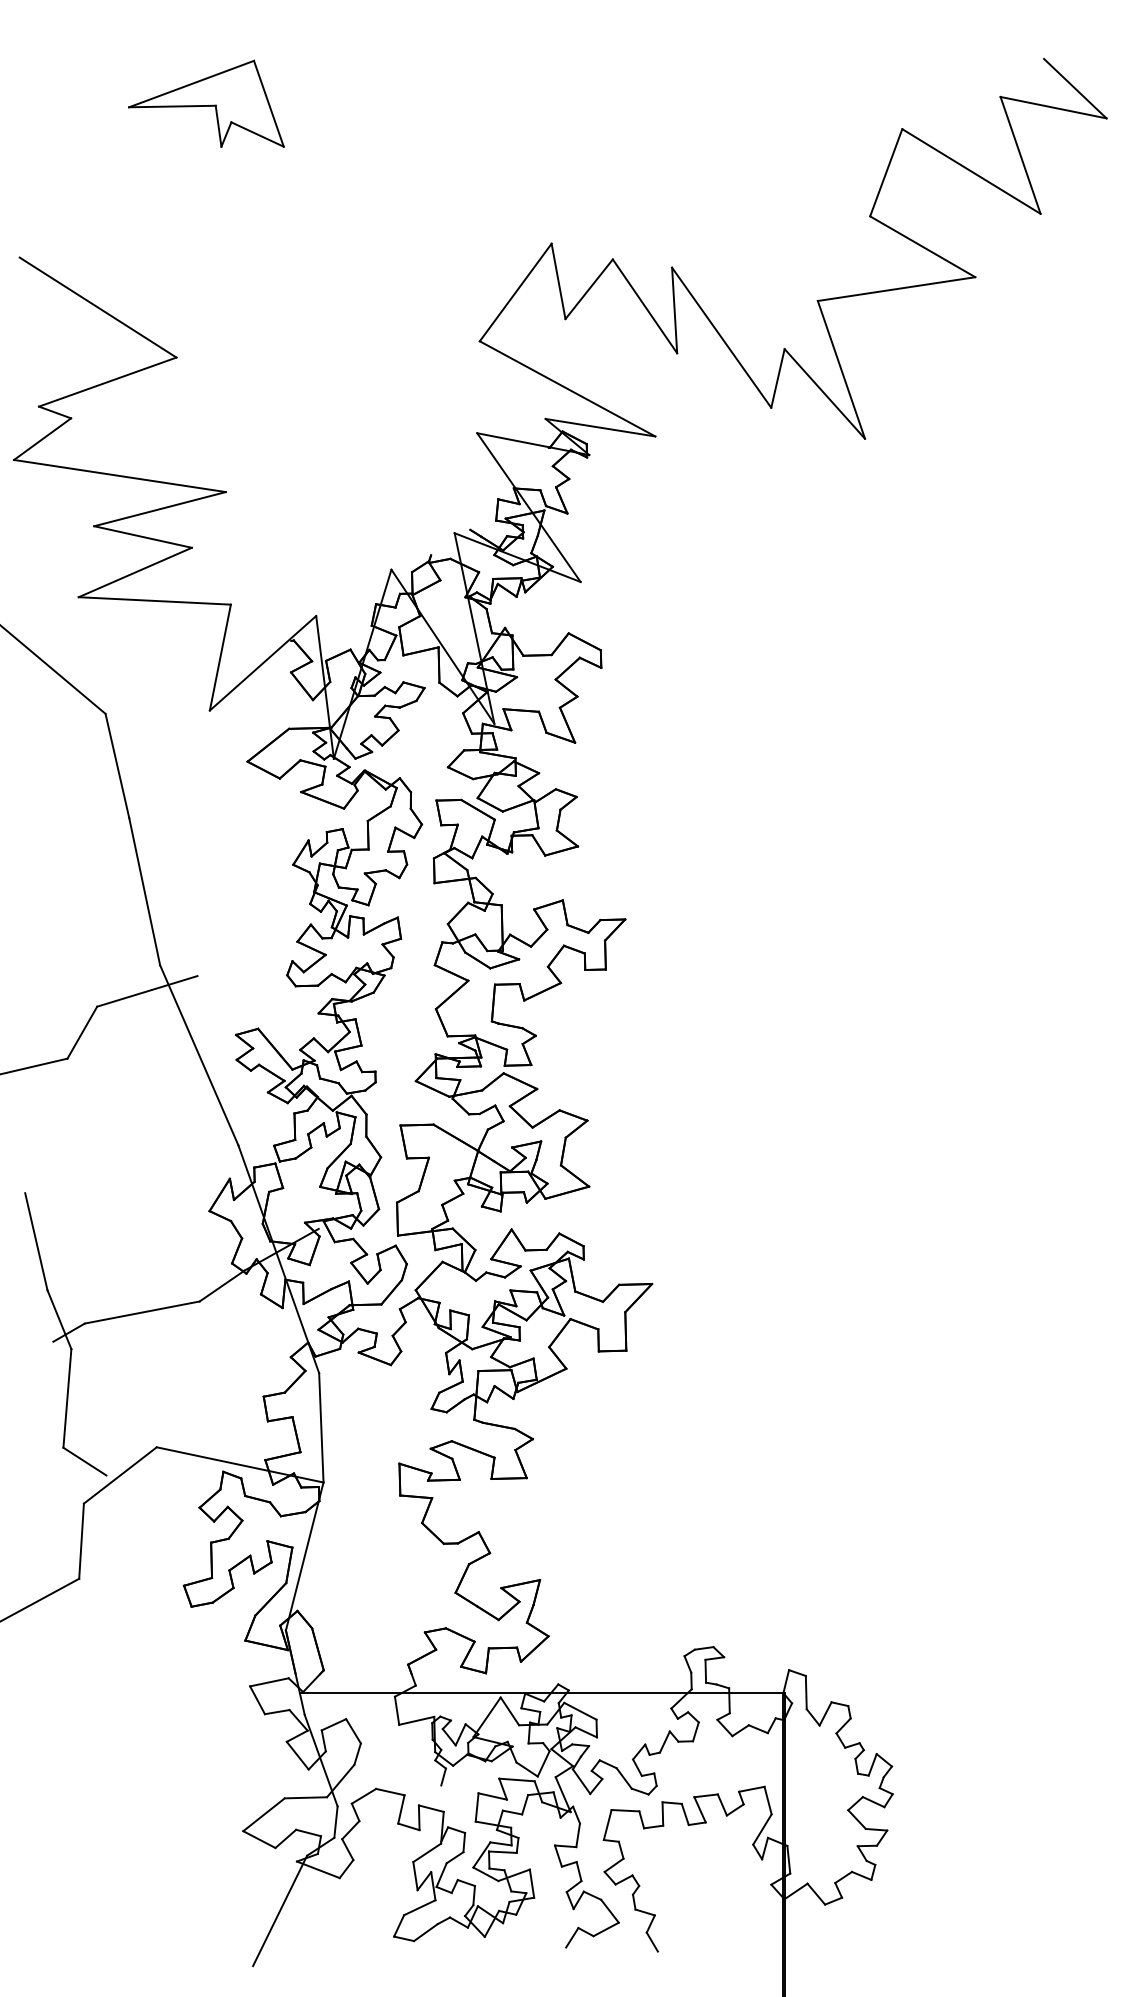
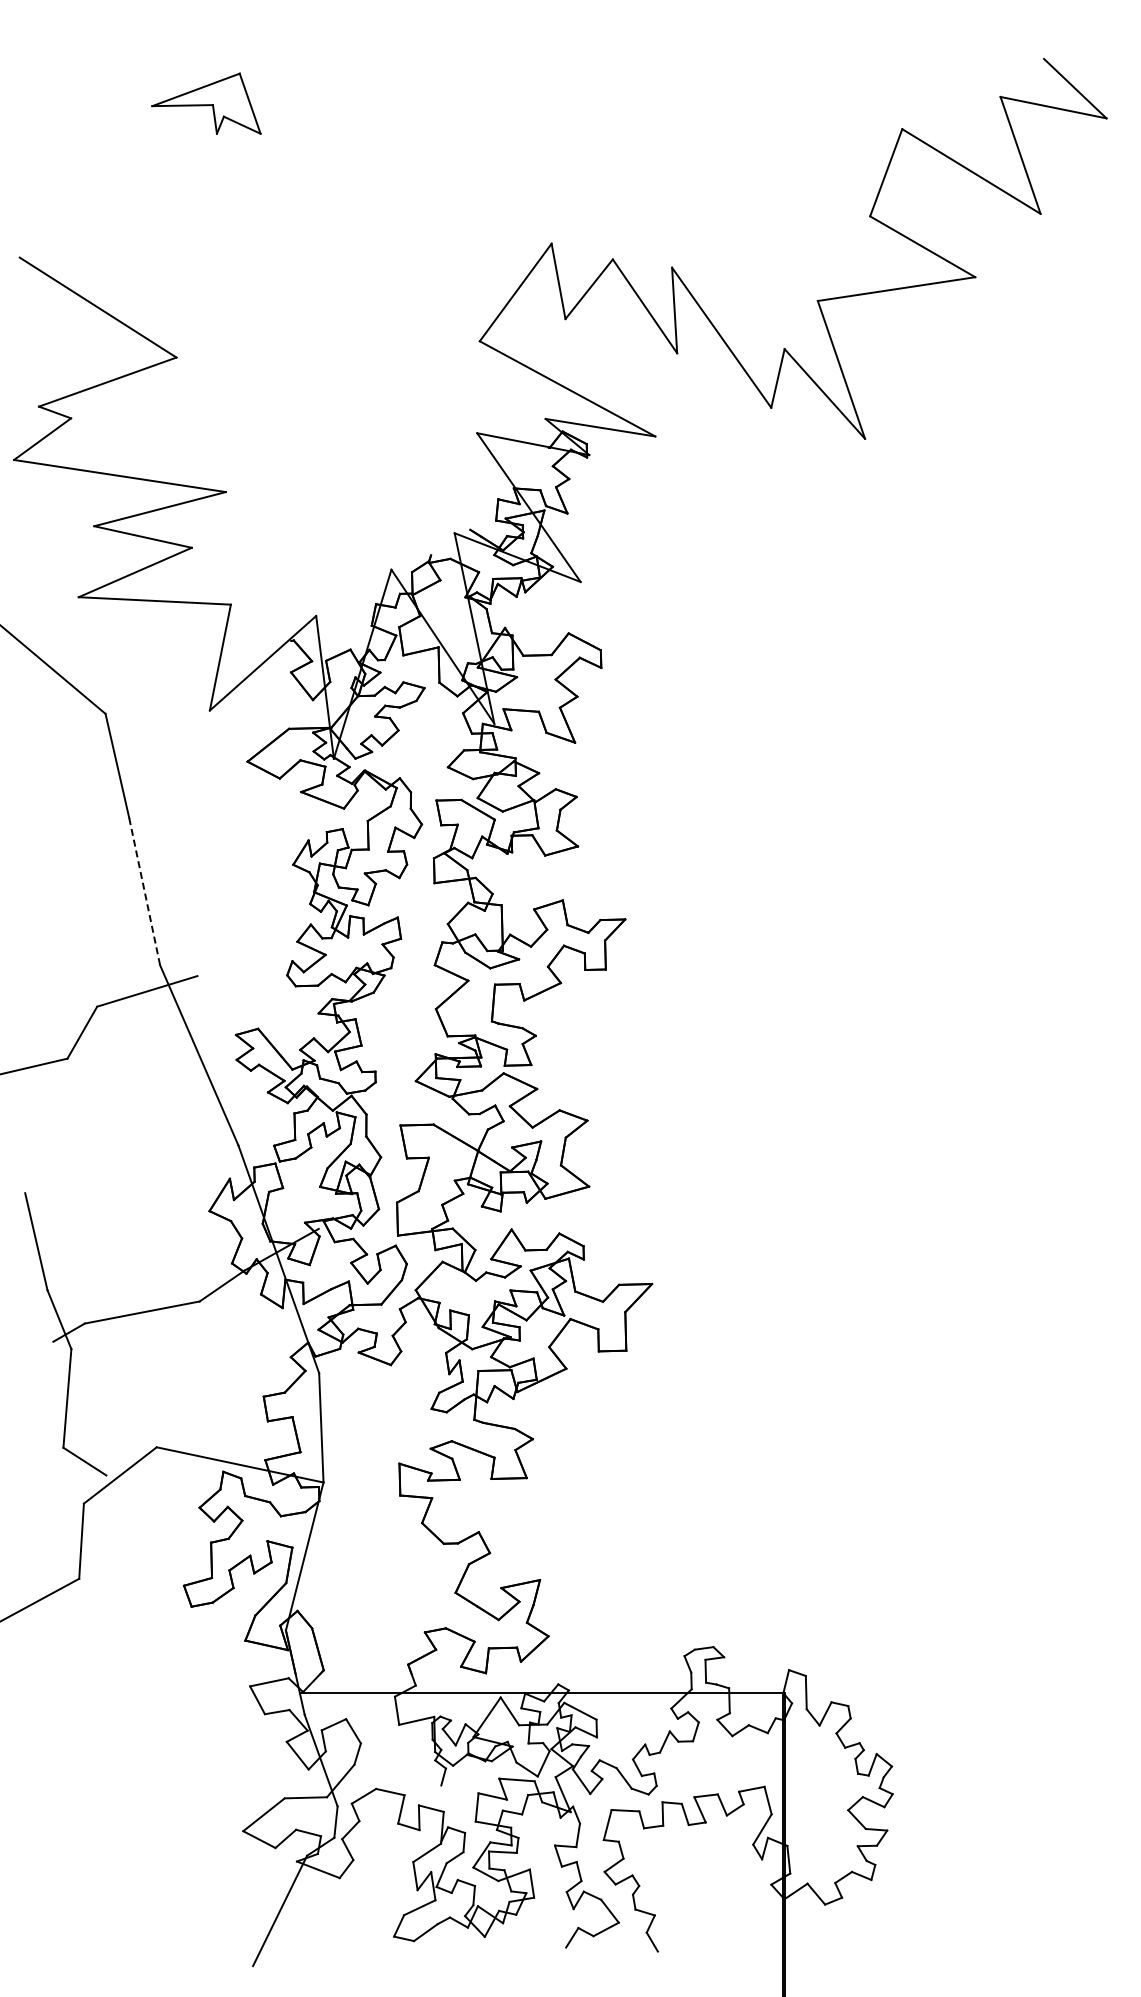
part size: 157x89 px -> 111x63 px (206, 103)
line: solid -> dashed (144, 892)
